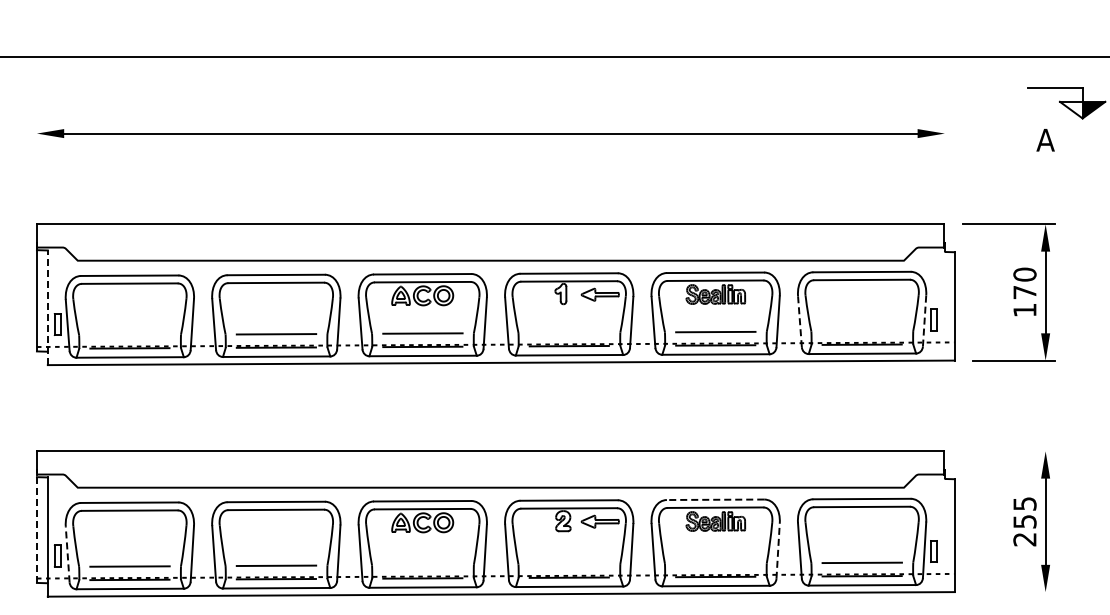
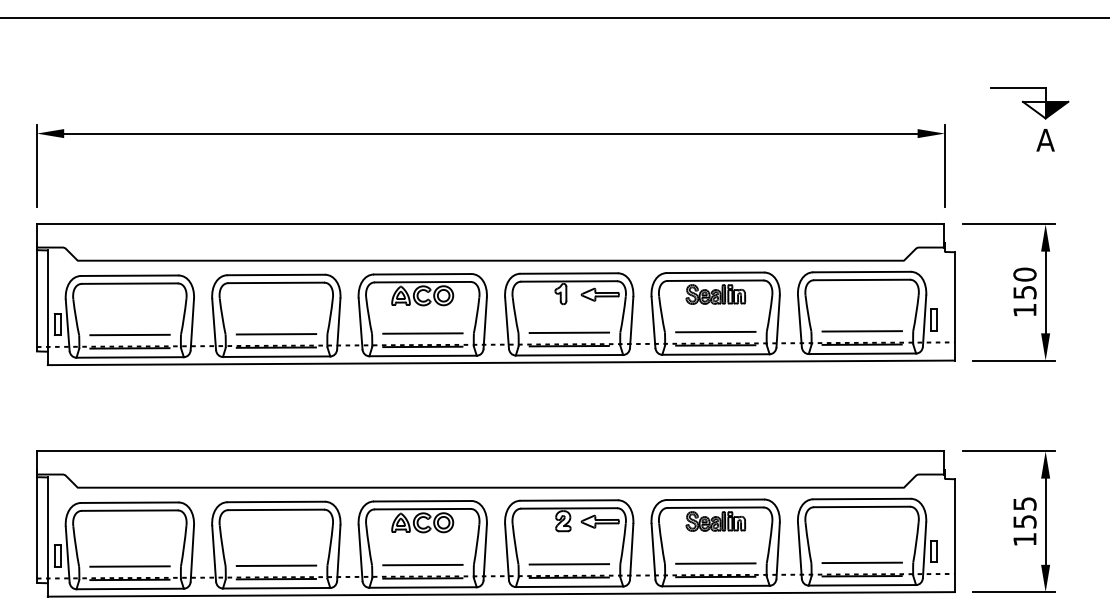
line position: (554, 57) -> (554, 18) (554, 18)
part position: (1066, 103) -> (1029, 103) (1029, 103)
line: none -> present (36, 165)
line: none -> present (944, 165)
text: 170 -> 150 (1024, 292)
line: dashed -> solid (47, 307)
line: dashed -> solid (799, 321)
line: dashed -> solid (924, 321)
line: none -> present (861, 331)
line: none -> present (569, 332)
line: none -> present (129, 334)
line: none -> present (1008, 451)
line: dashed -> solid (715, 499)
line: dashed -> solid (36, 525)
text: 255 -> 155 (1024, 539)
line: dashed -> solid (778, 551)
line: dashed -> solid (67, 554)
line: none -> present (715, 563)
line: none -> present (422, 564)
line: none -> present (569, 564)
line: none -> present (1013, 592)
